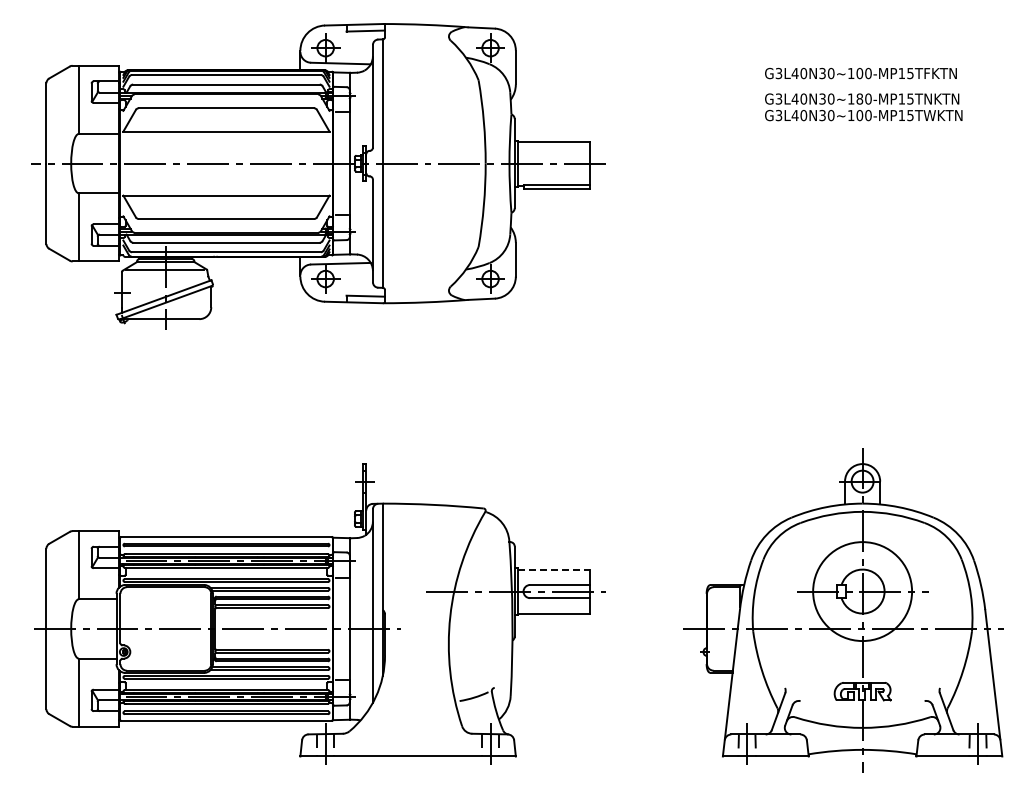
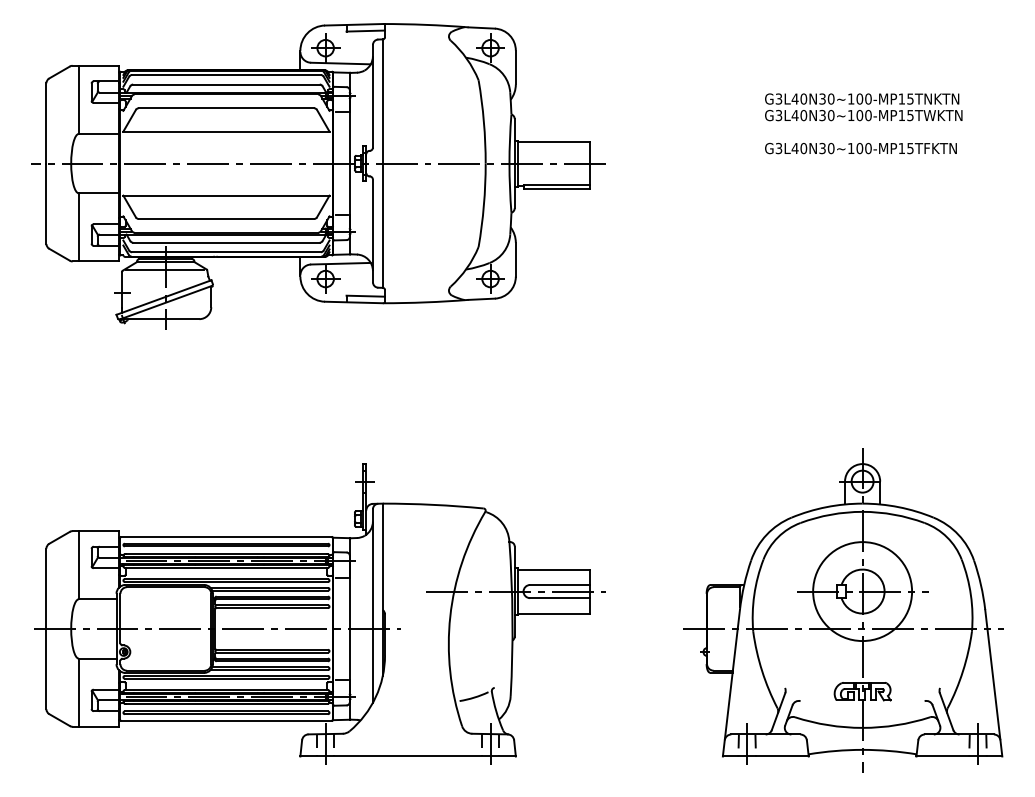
text position: (860, 73) -> (860, 148) (860, 148)
text: G3L40N30~180-MP15TNKTN -> G3L40N30~100-MP15TNKTN (859, 98)
line: dashed -> solid (553, 569)
